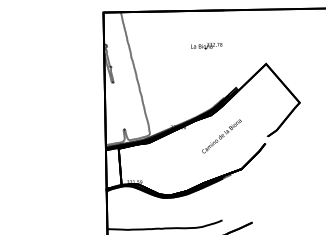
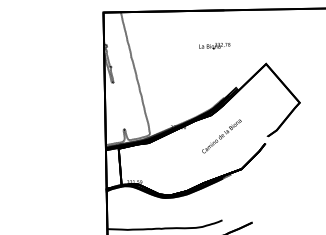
text position: (206, 46) -> (214, 46) (214, 46)
